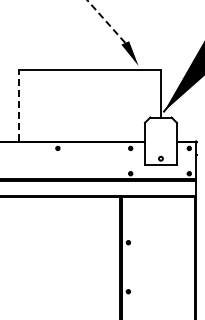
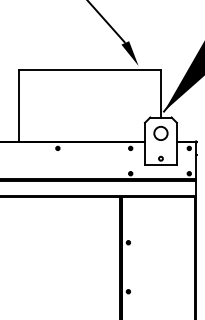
line: dashed -> solid (106, 21)
line: dashed -> solid (18, 104)
circle: none -> present (160, 133)
